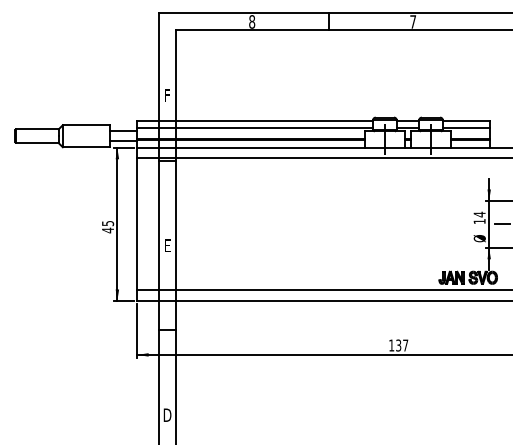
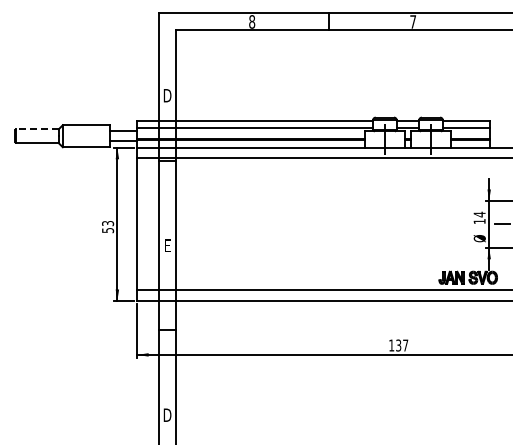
text: F -> D (167, 95)
line: solid -> dashed (37, 129)
text: 45 -> 53 (108, 227)
